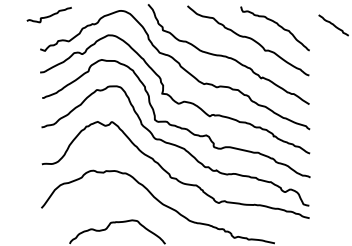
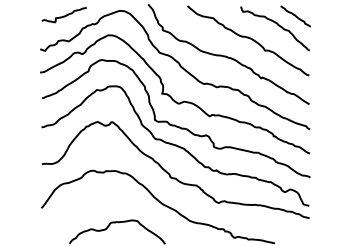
curve position: (48, 15) -> (63, 15) (63, 15)
line position: (333, 25) -> (295, 16) (295, 16)
